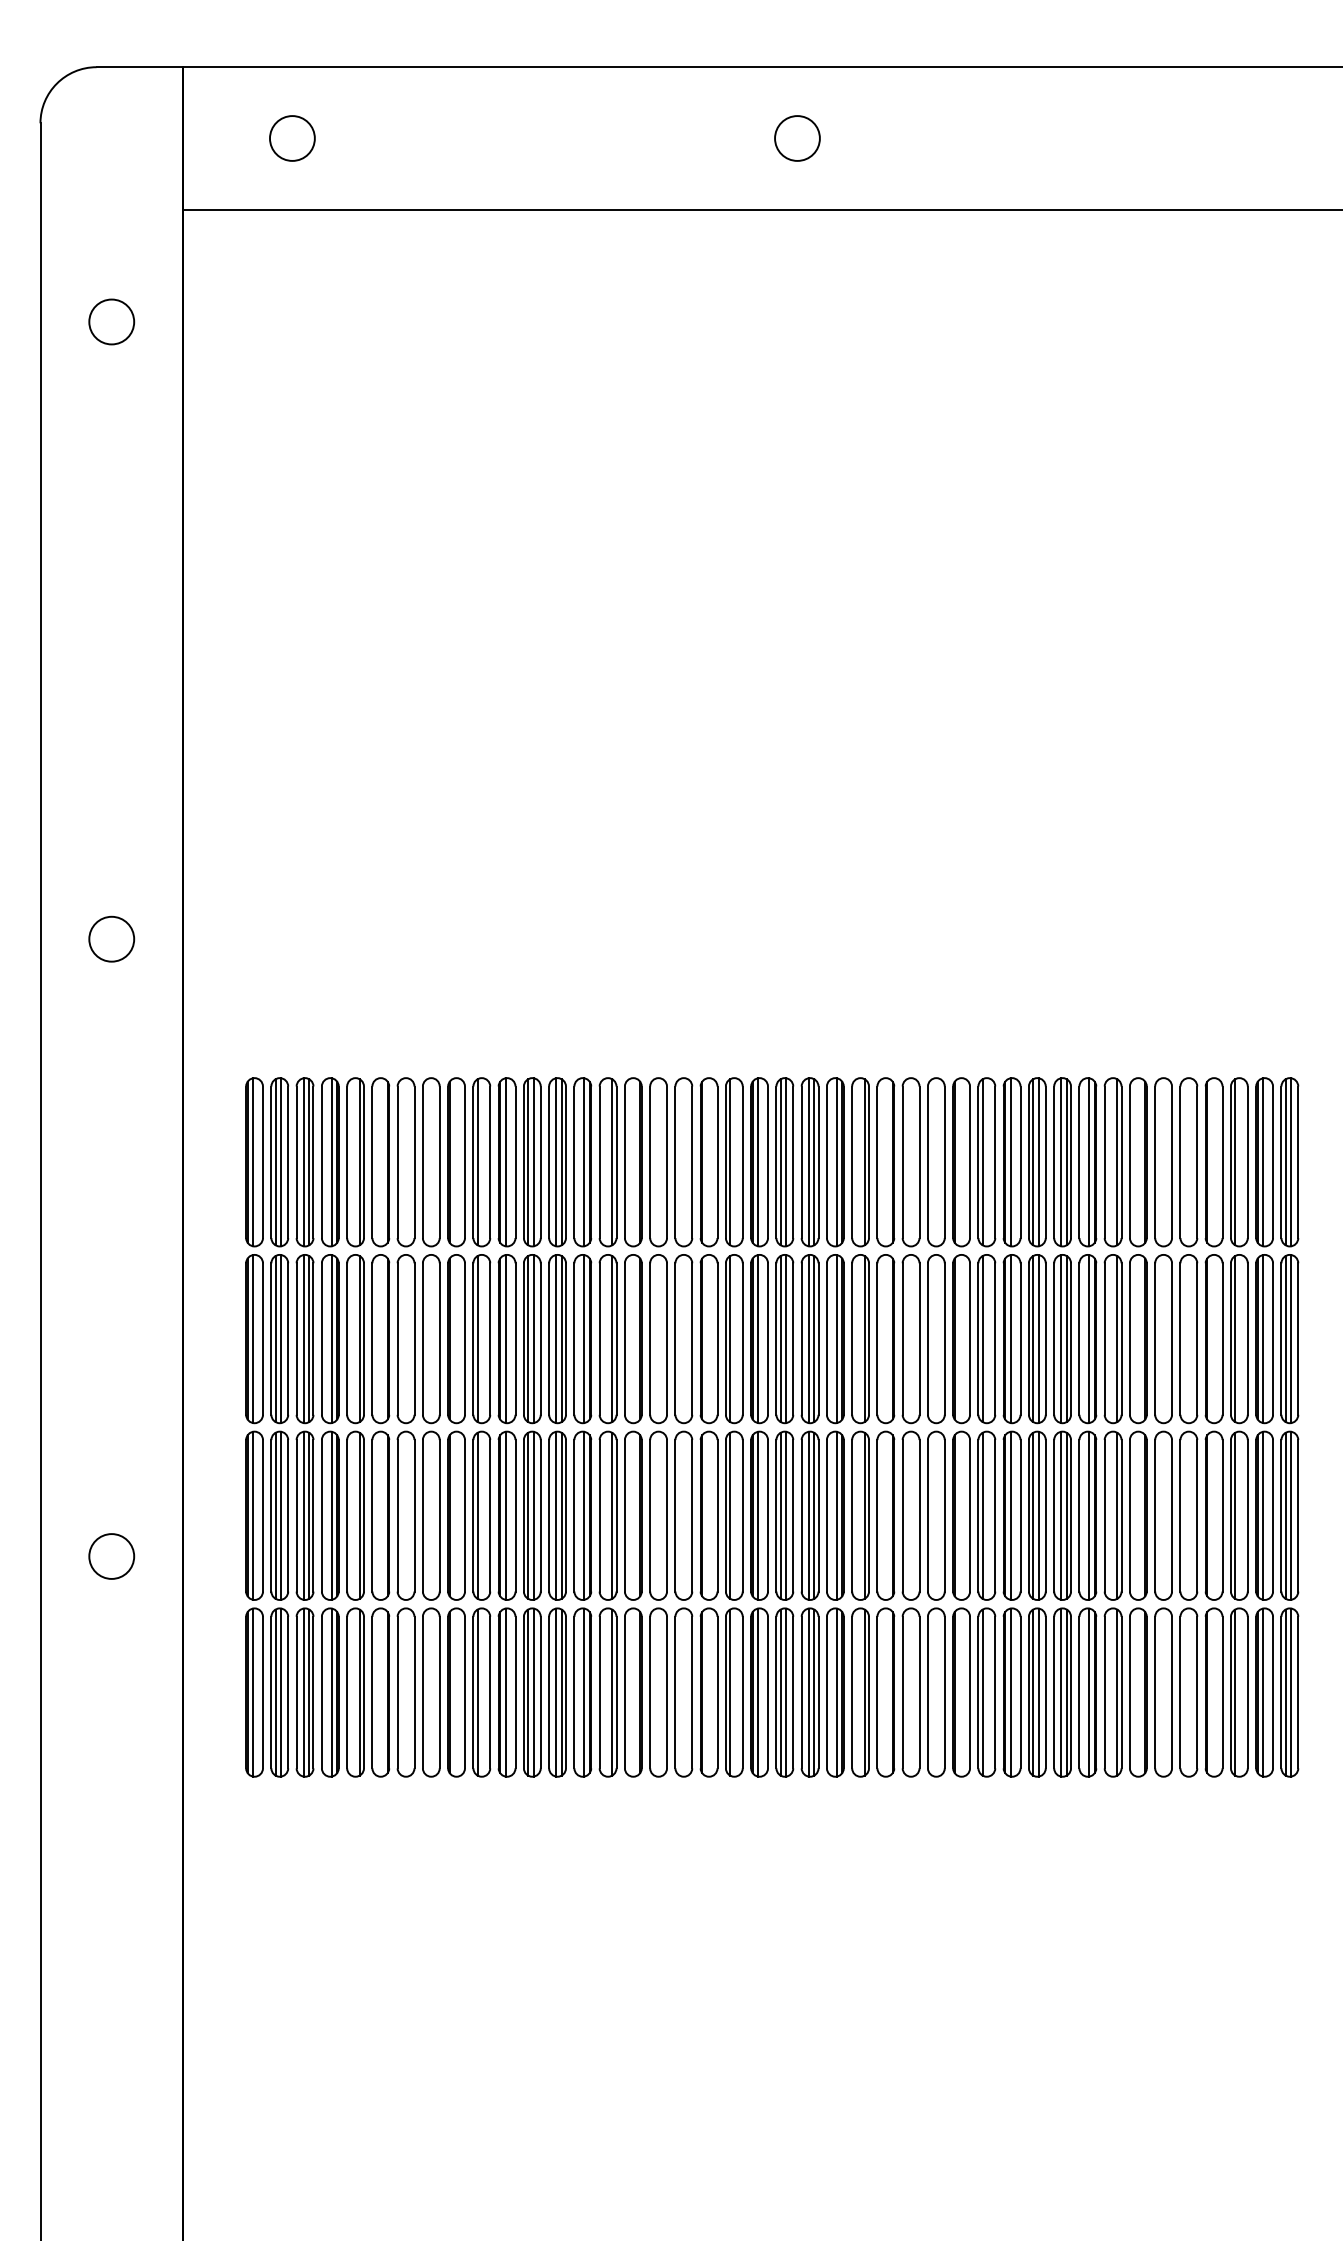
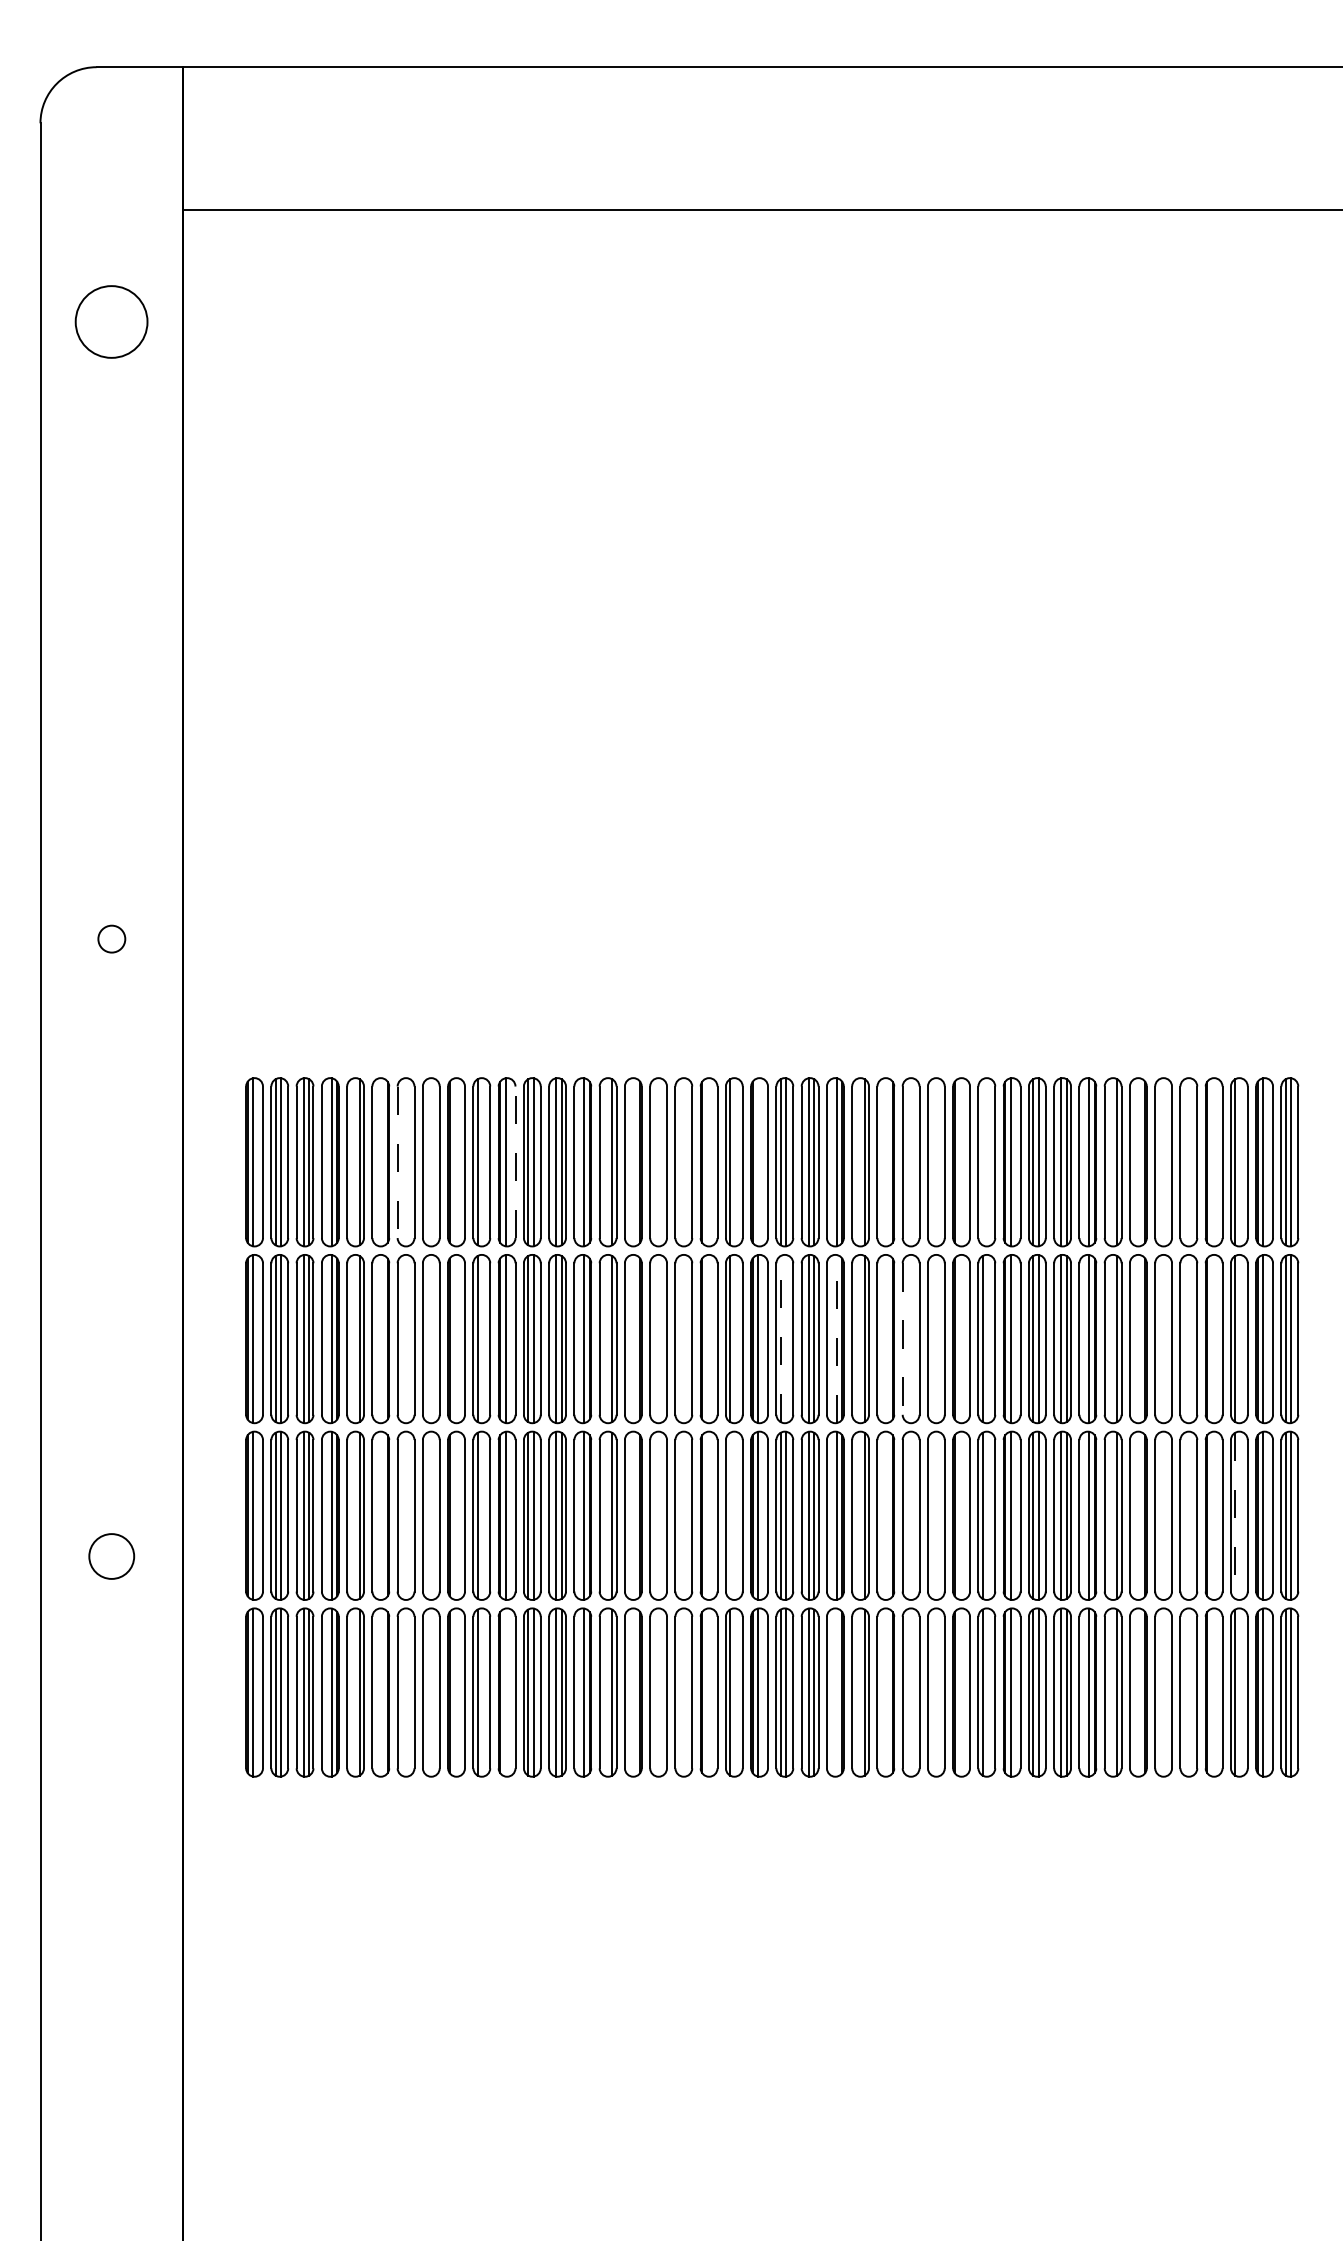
circle: present -> none (292, 138)
circle: present -> none (797, 138)
circle size: 48x48 px -> 75x74 px (111, 321)
circle size: 48x48 px -> 30x30 px (111, 938)
line: solid -> dashed (397, 1162)
line: solid -> dashed (515, 1162)
line: present -> none (758, 1162)
line: present -> none (982, 1162)
line: solid -> dashed (780, 1338)
line: solid -> dashed (836, 1338)
line: present -> none (786, 1339)
line: solid -> dashed (902, 1339)
line: present -> none (730, 1515)
line: solid -> dashed (1235, 1516)
line: present -> none (505, 1692)
line: present -> none (836, 1692)
